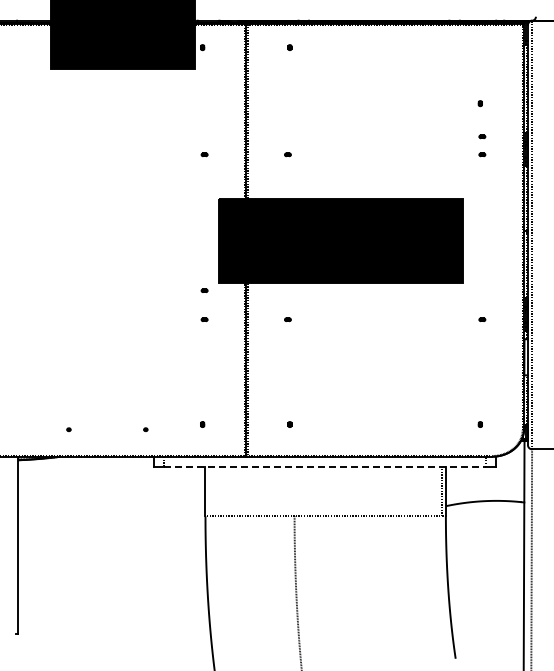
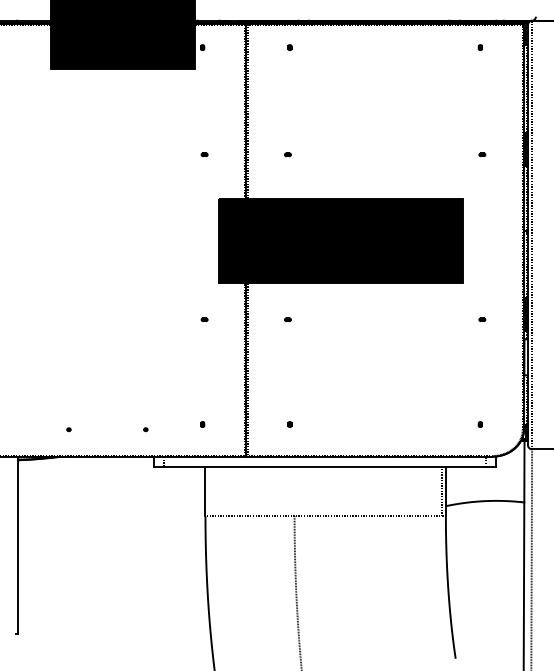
part position: (479, 103) -> (479, 47) (479, 47)
part: present -> none (482, 136)
part: present -> none (204, 290)
line: dashed -> solid (324, 467)
